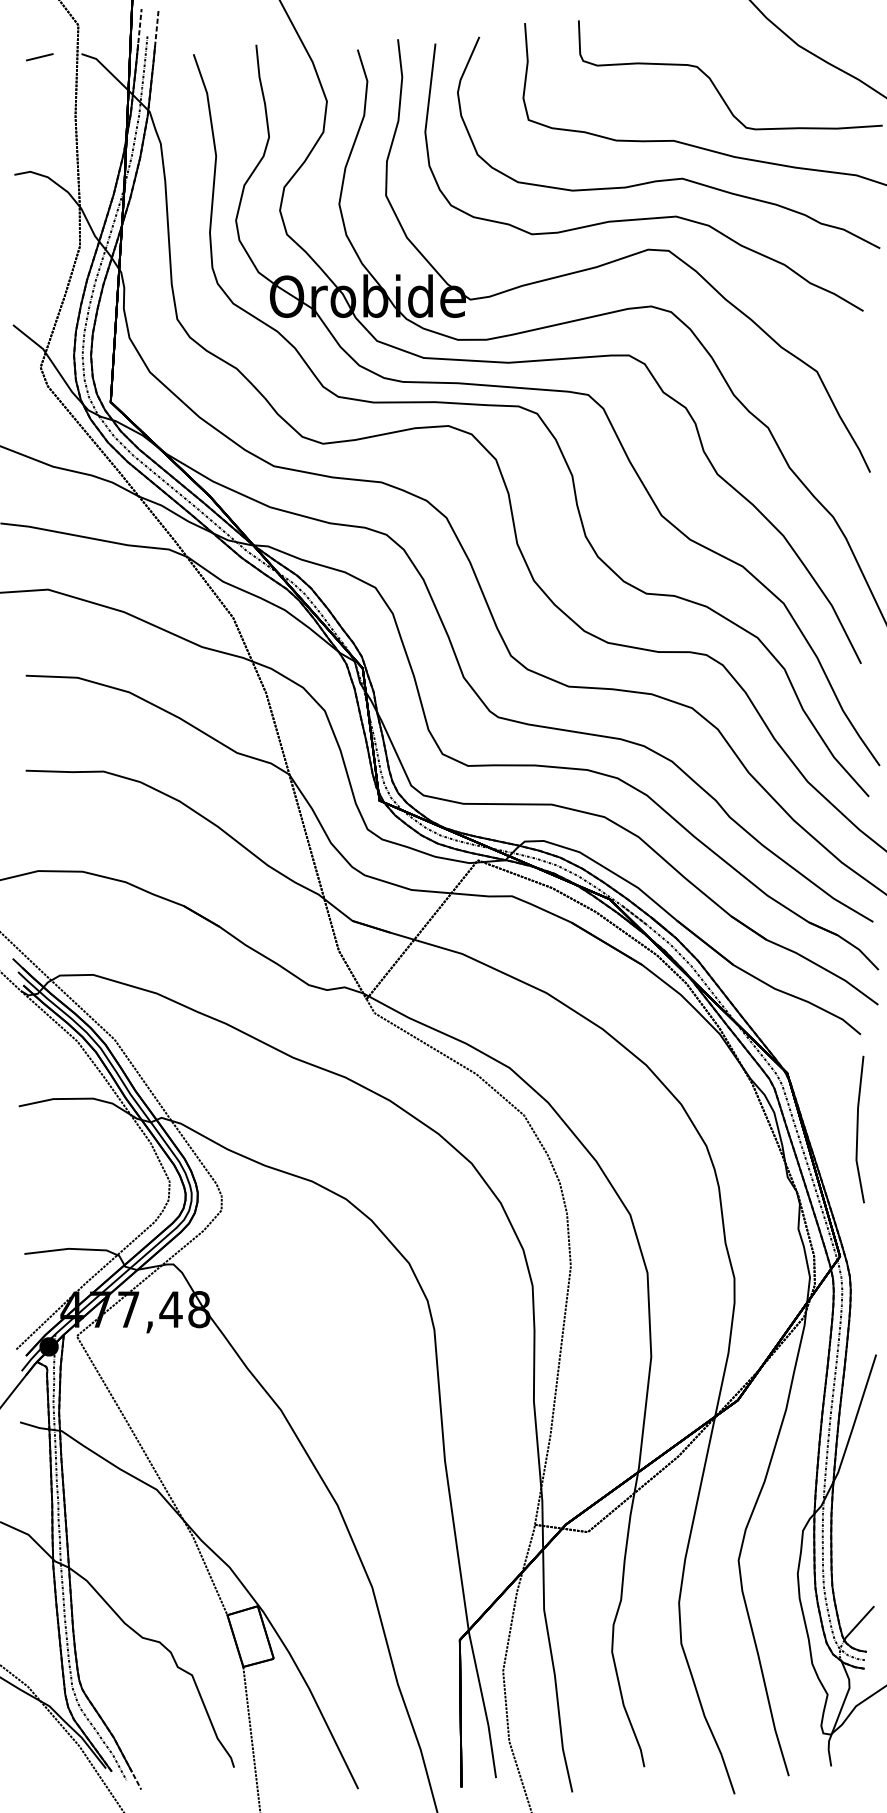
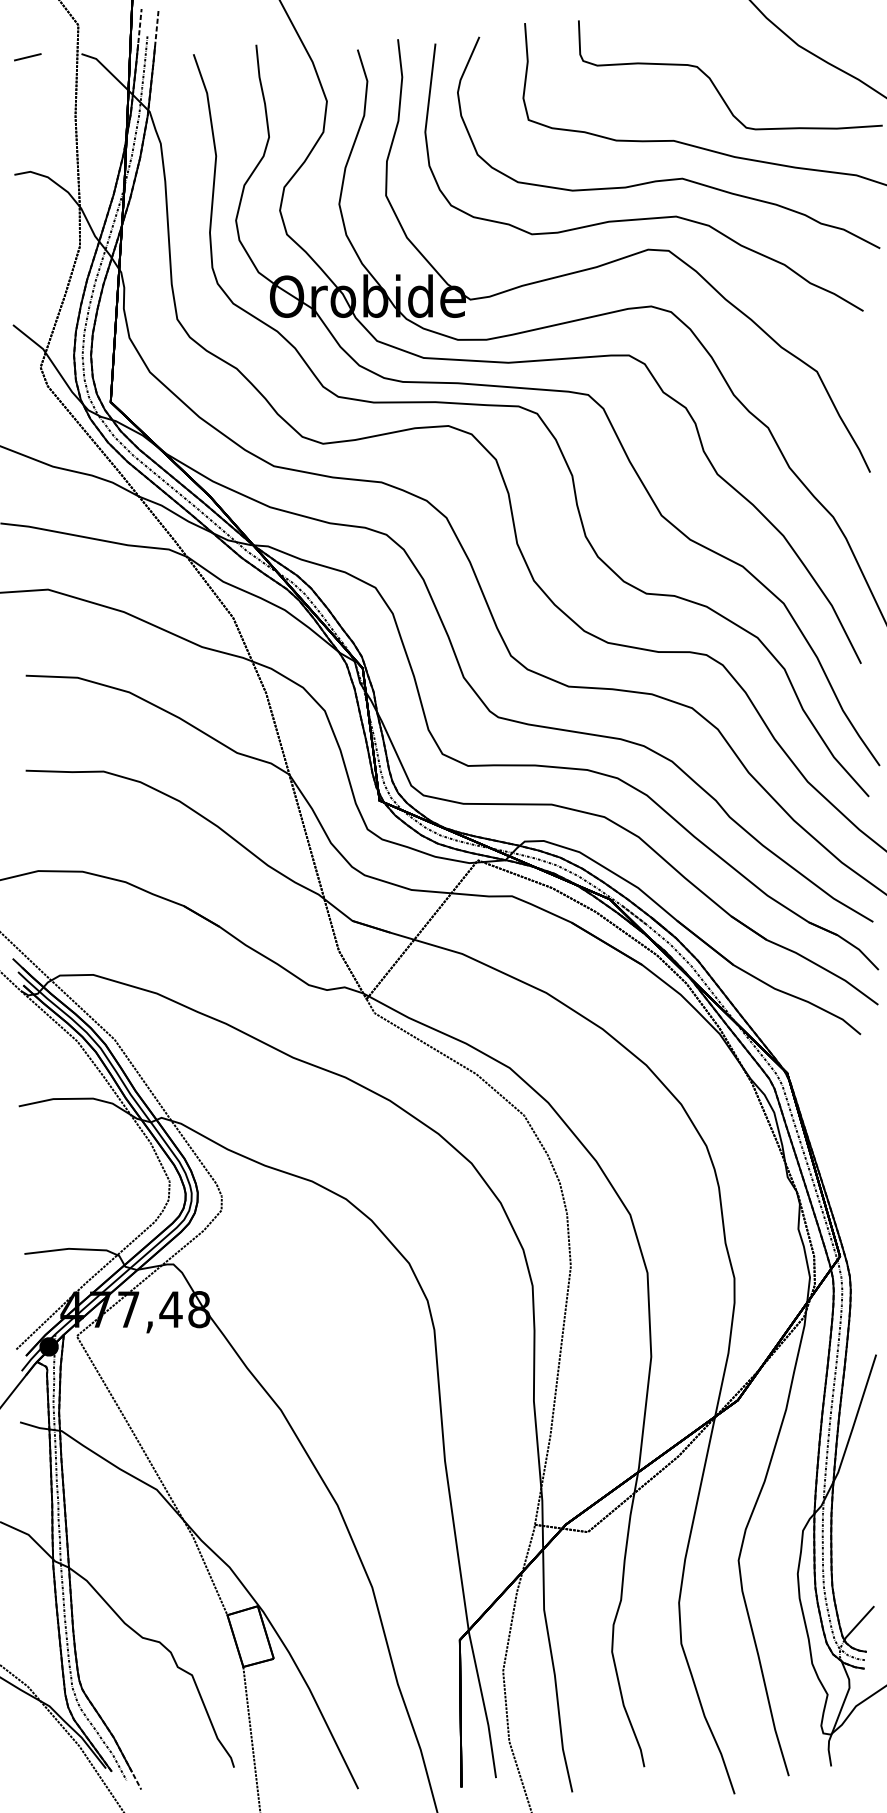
line position: (39, 57) -> (27, 57) (27, 57)
line: present -> none (858, 1129)
